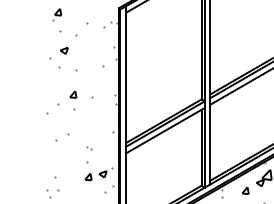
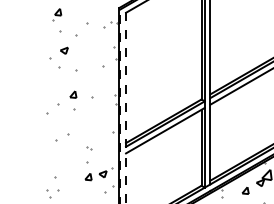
line: solid -> dashed (126, 105)
line: solid -> dashed (120, 106)
